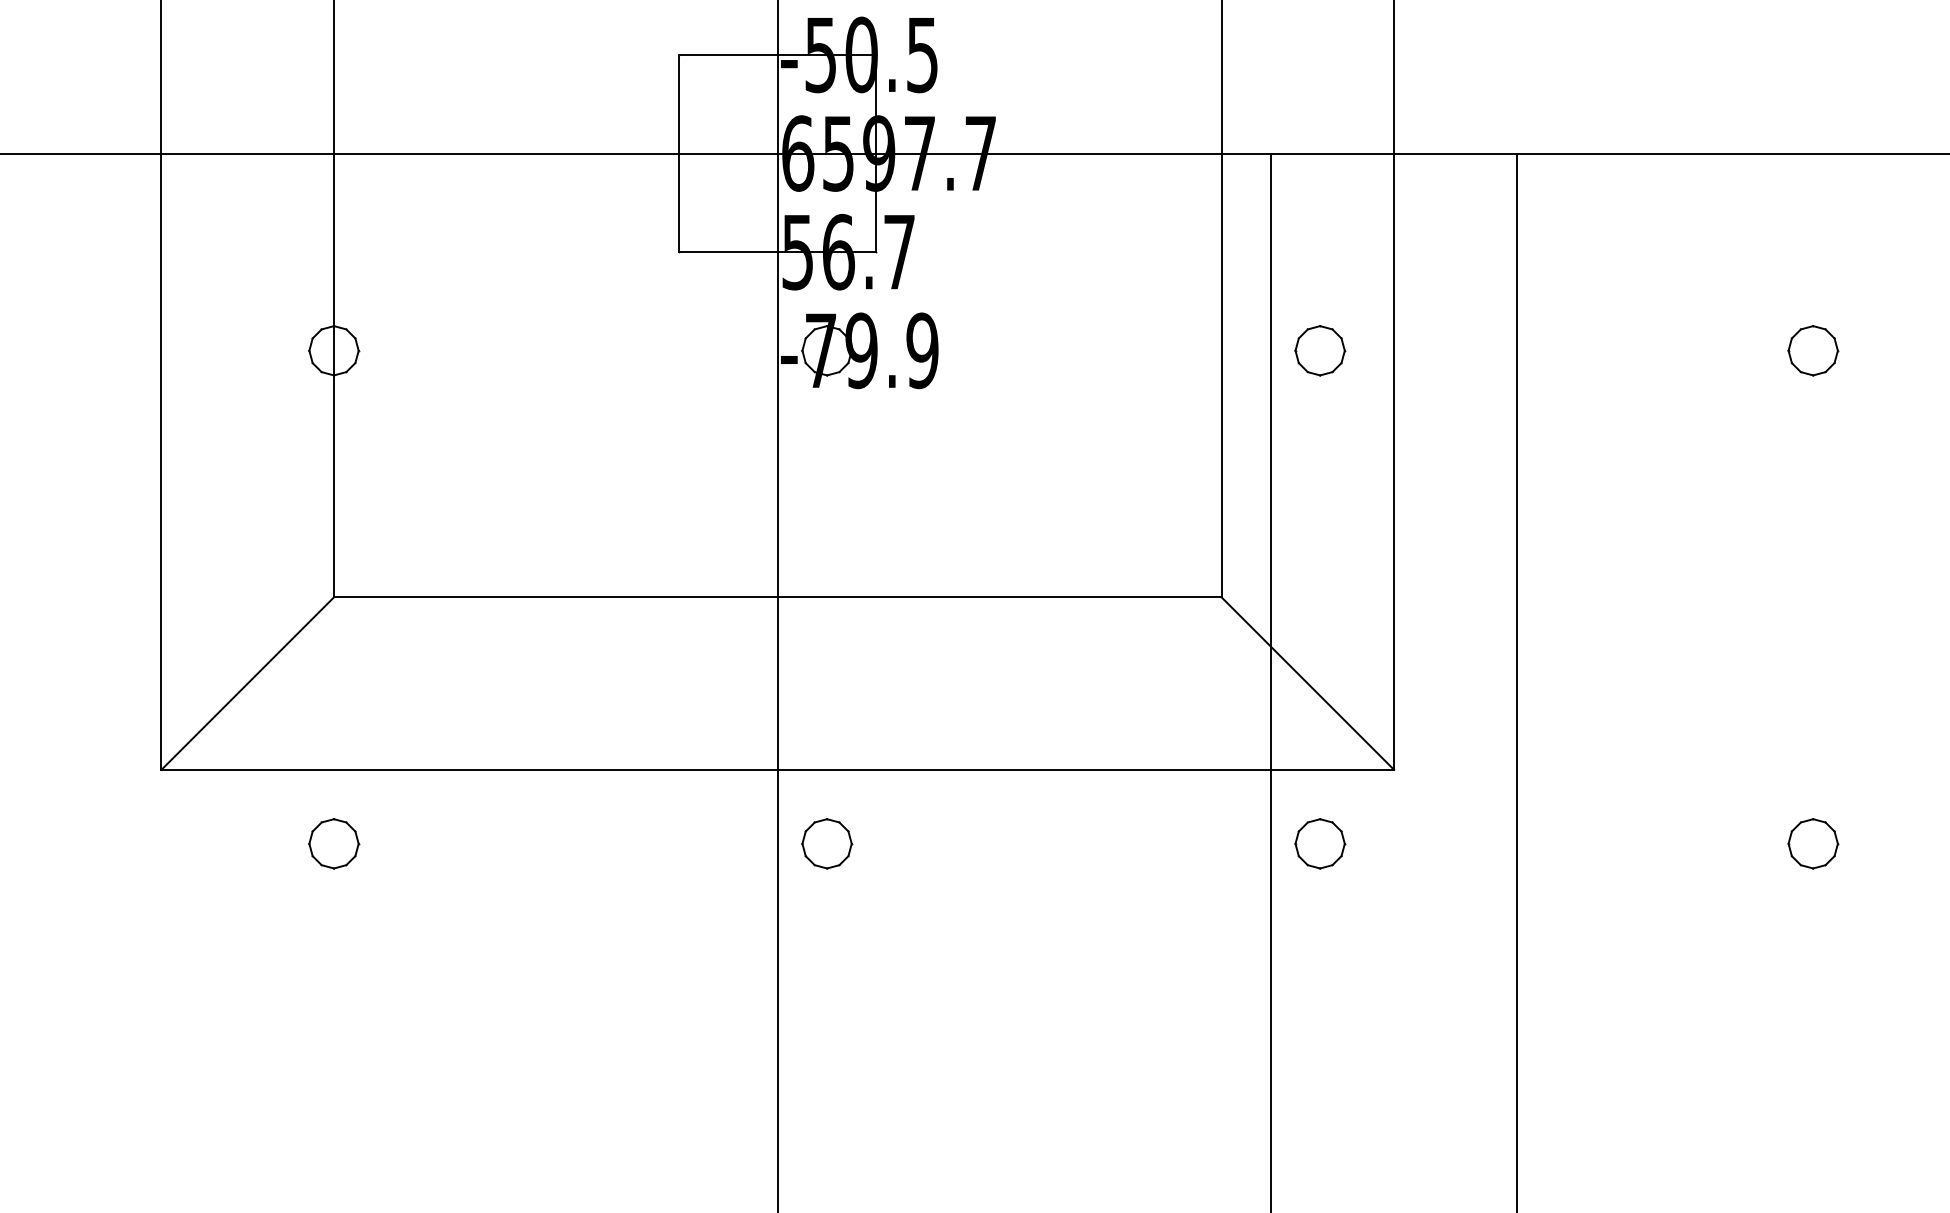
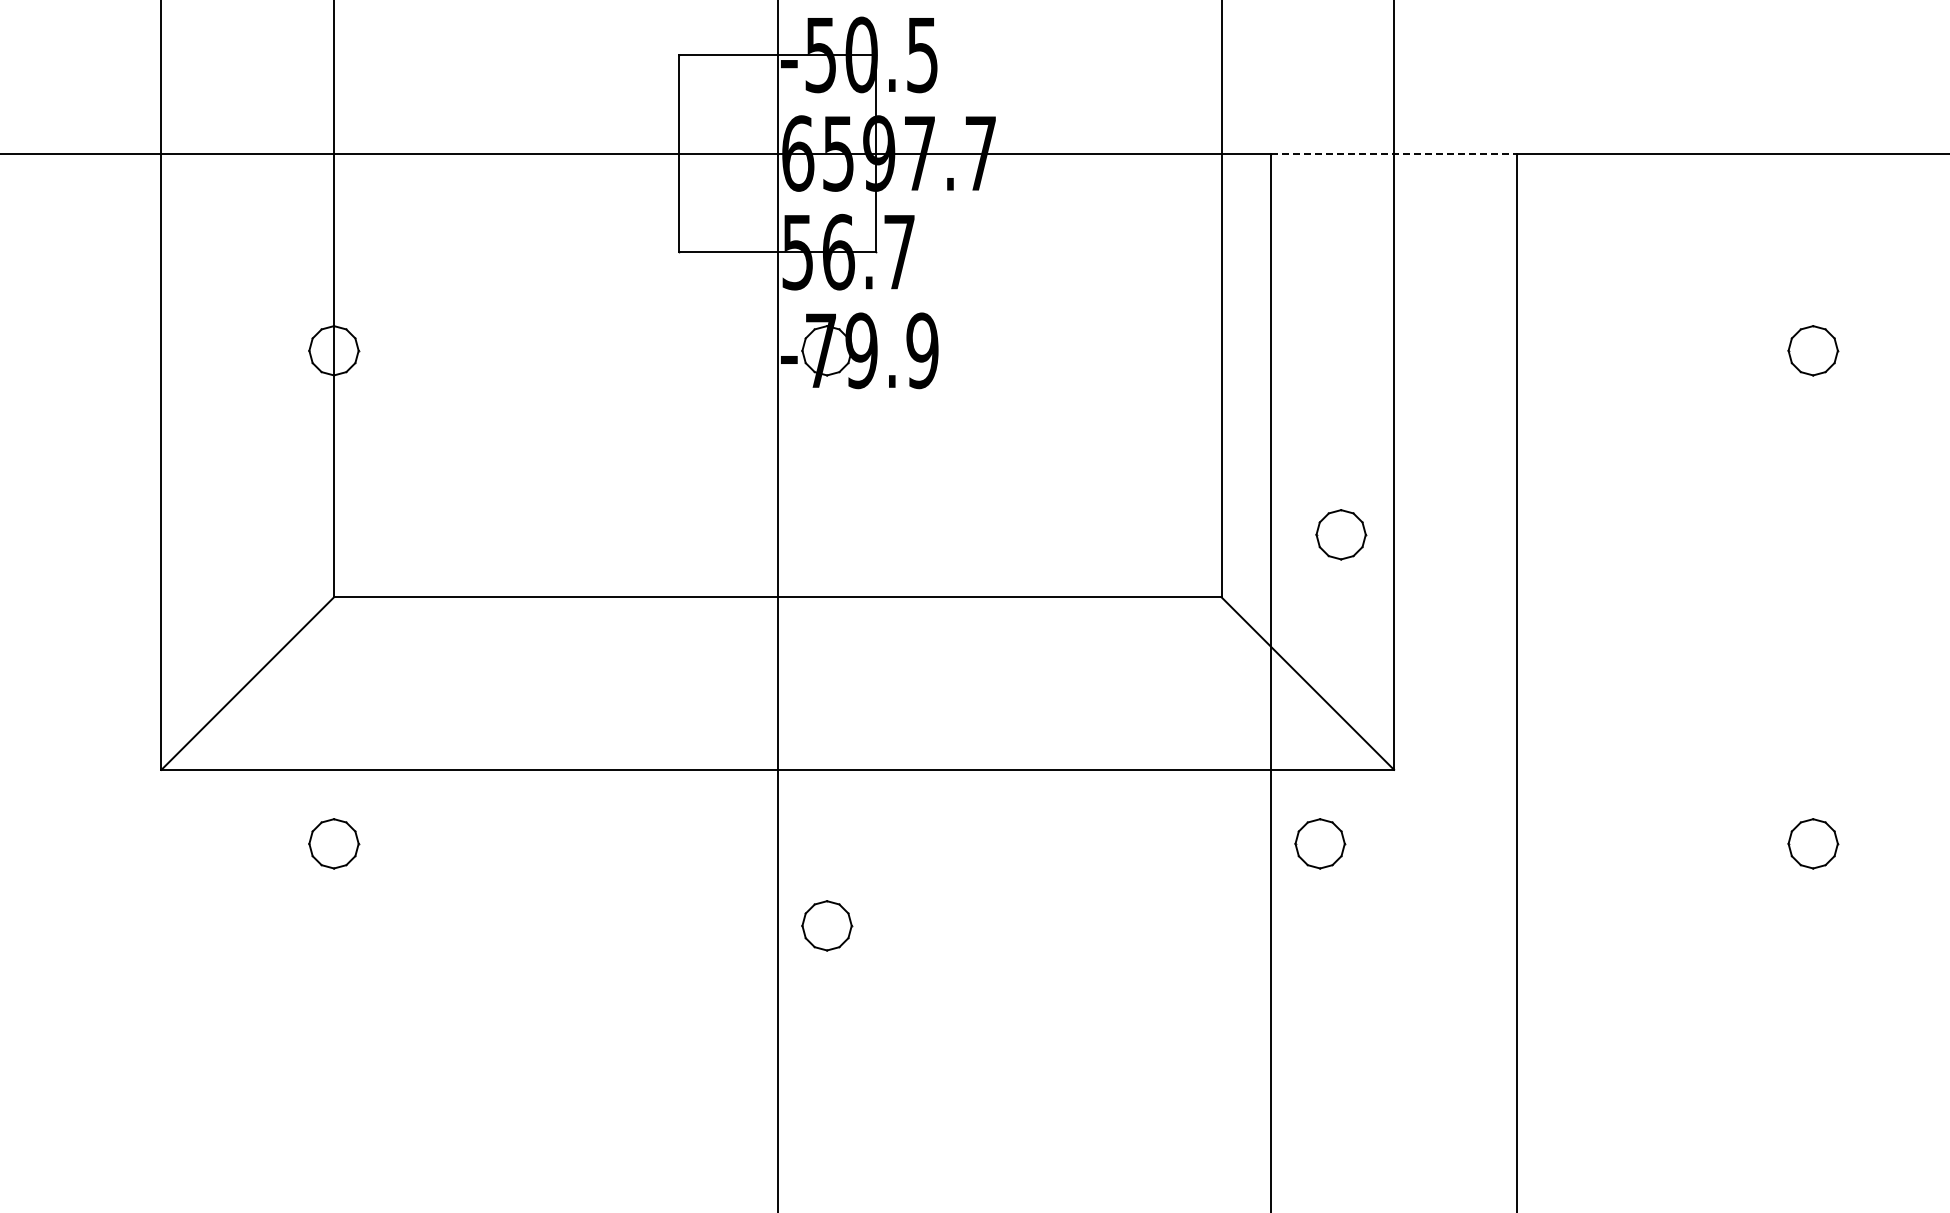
line: solid -> dashed (1394, 153)
part position: (1320, 350) -> (1341, 534) (1341, 534)
part position: (827, 843) -> (827, 925) (827, 925)
